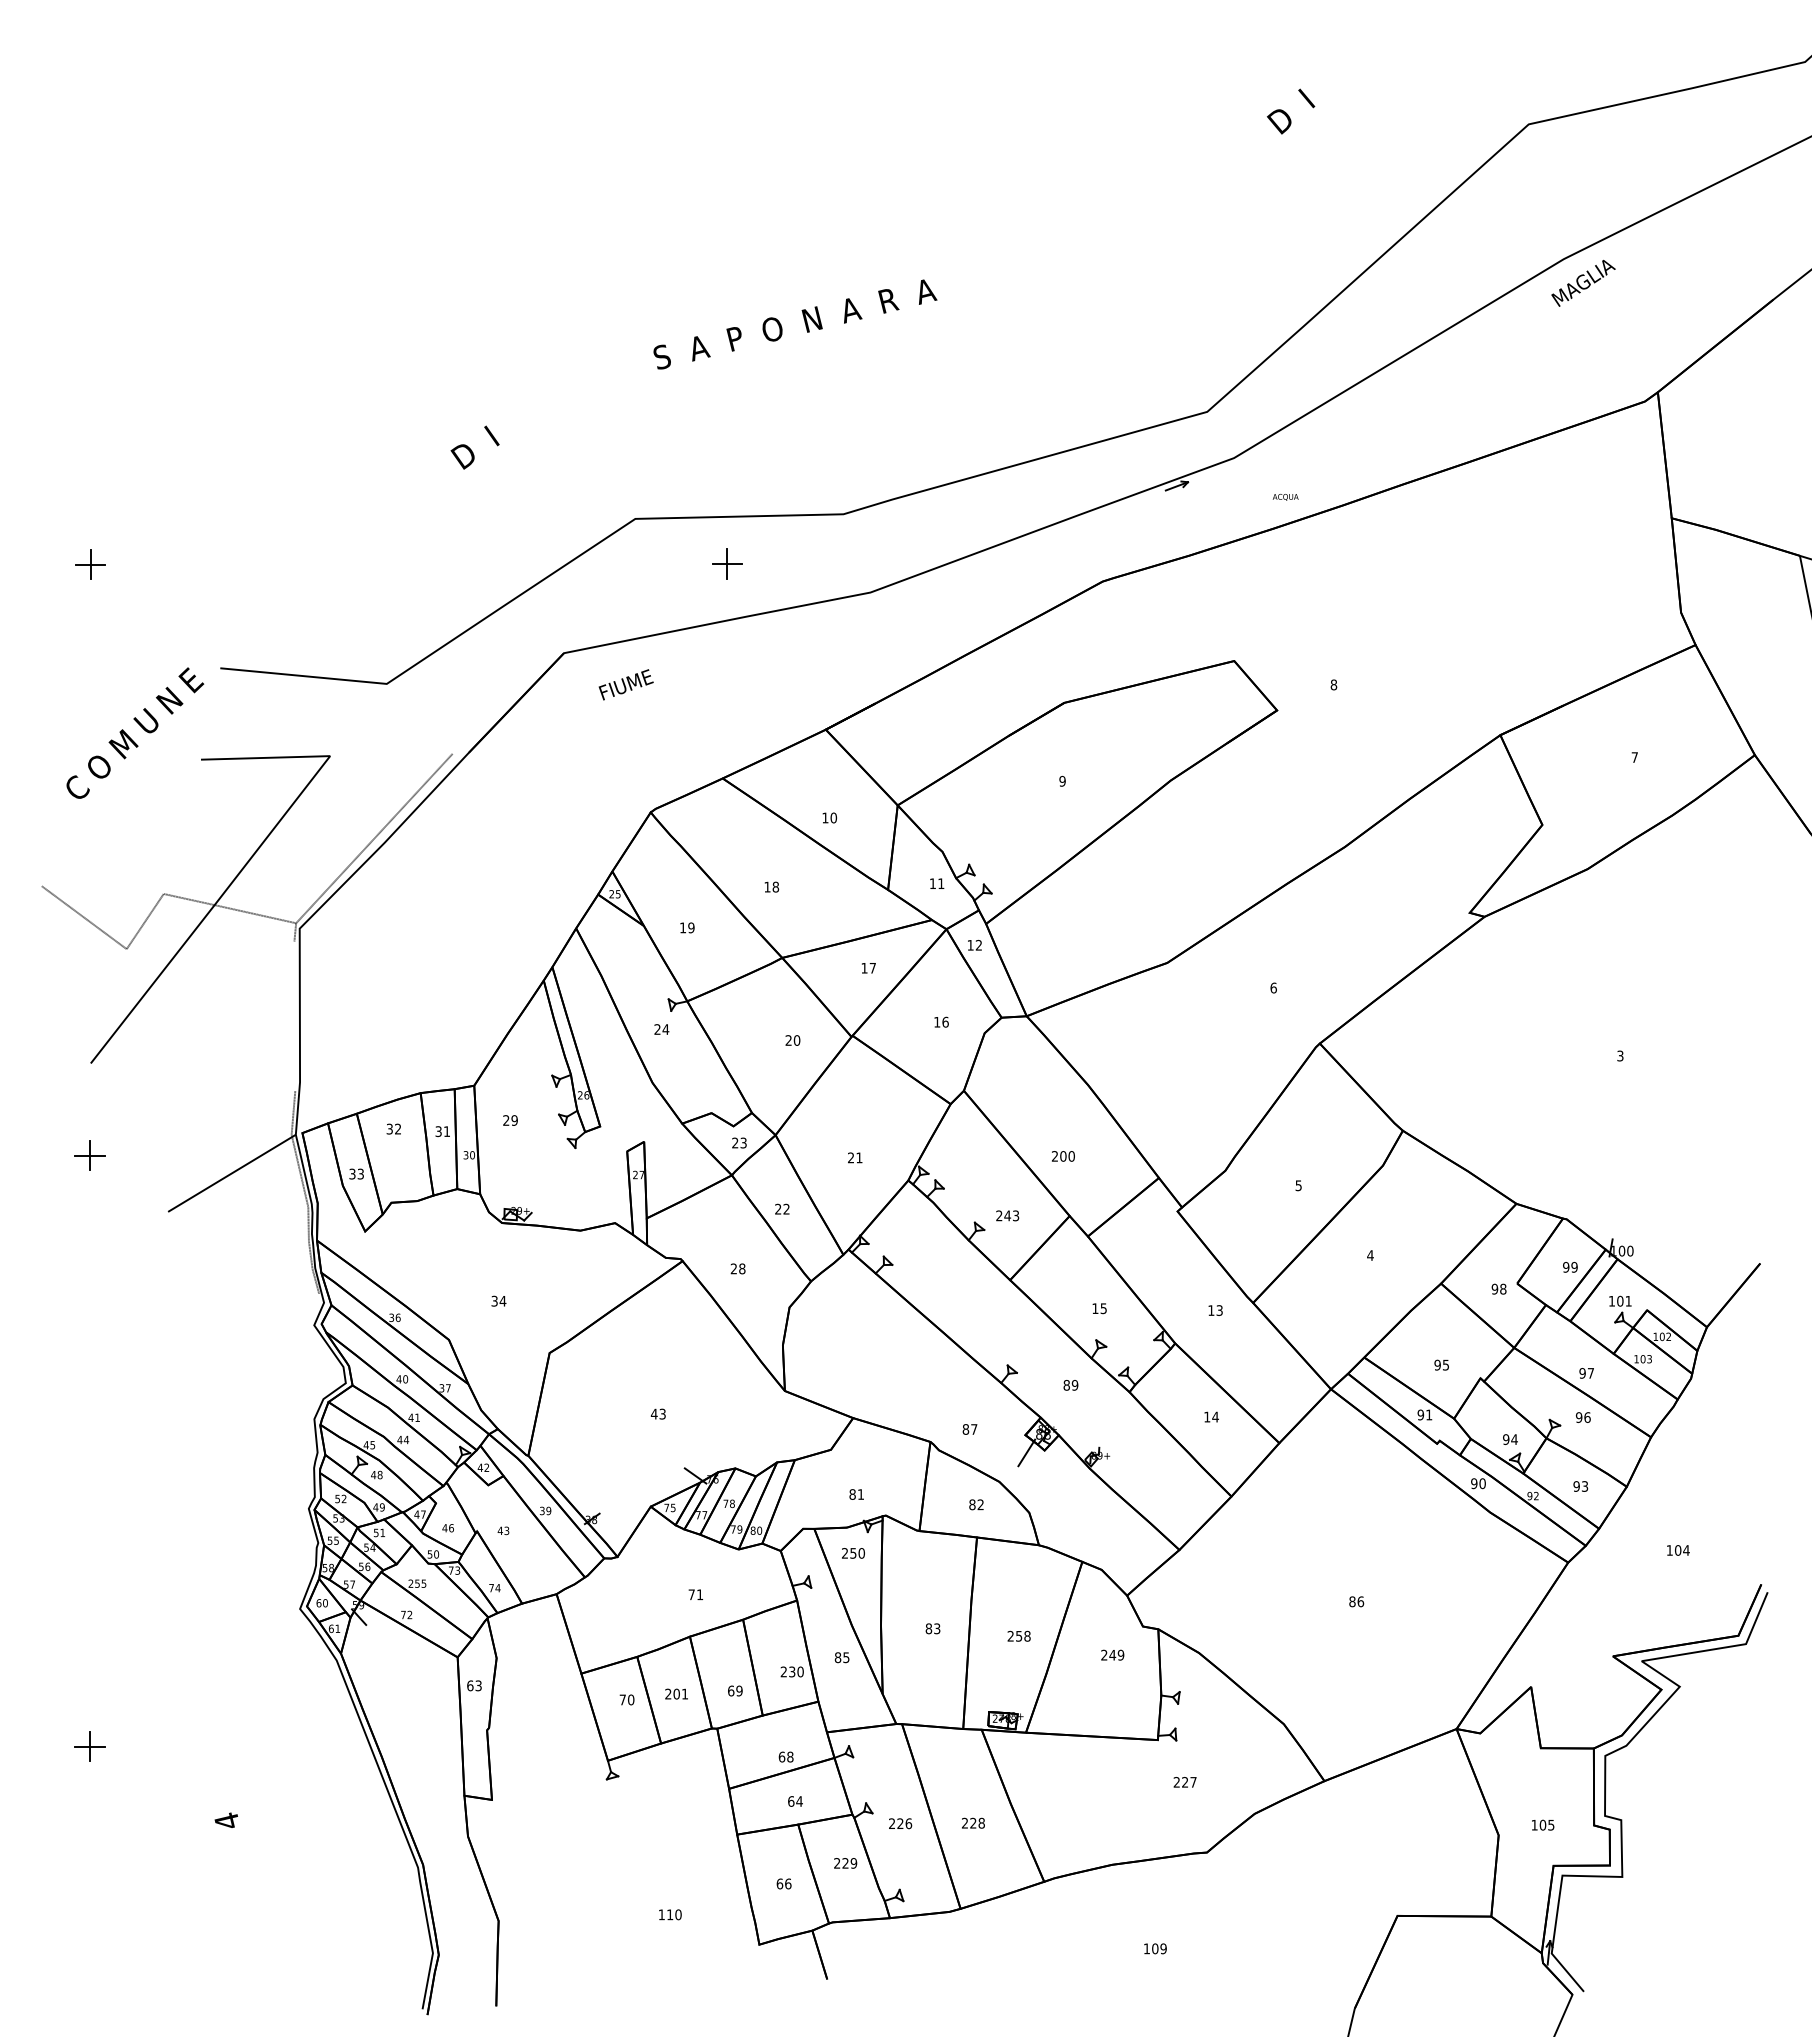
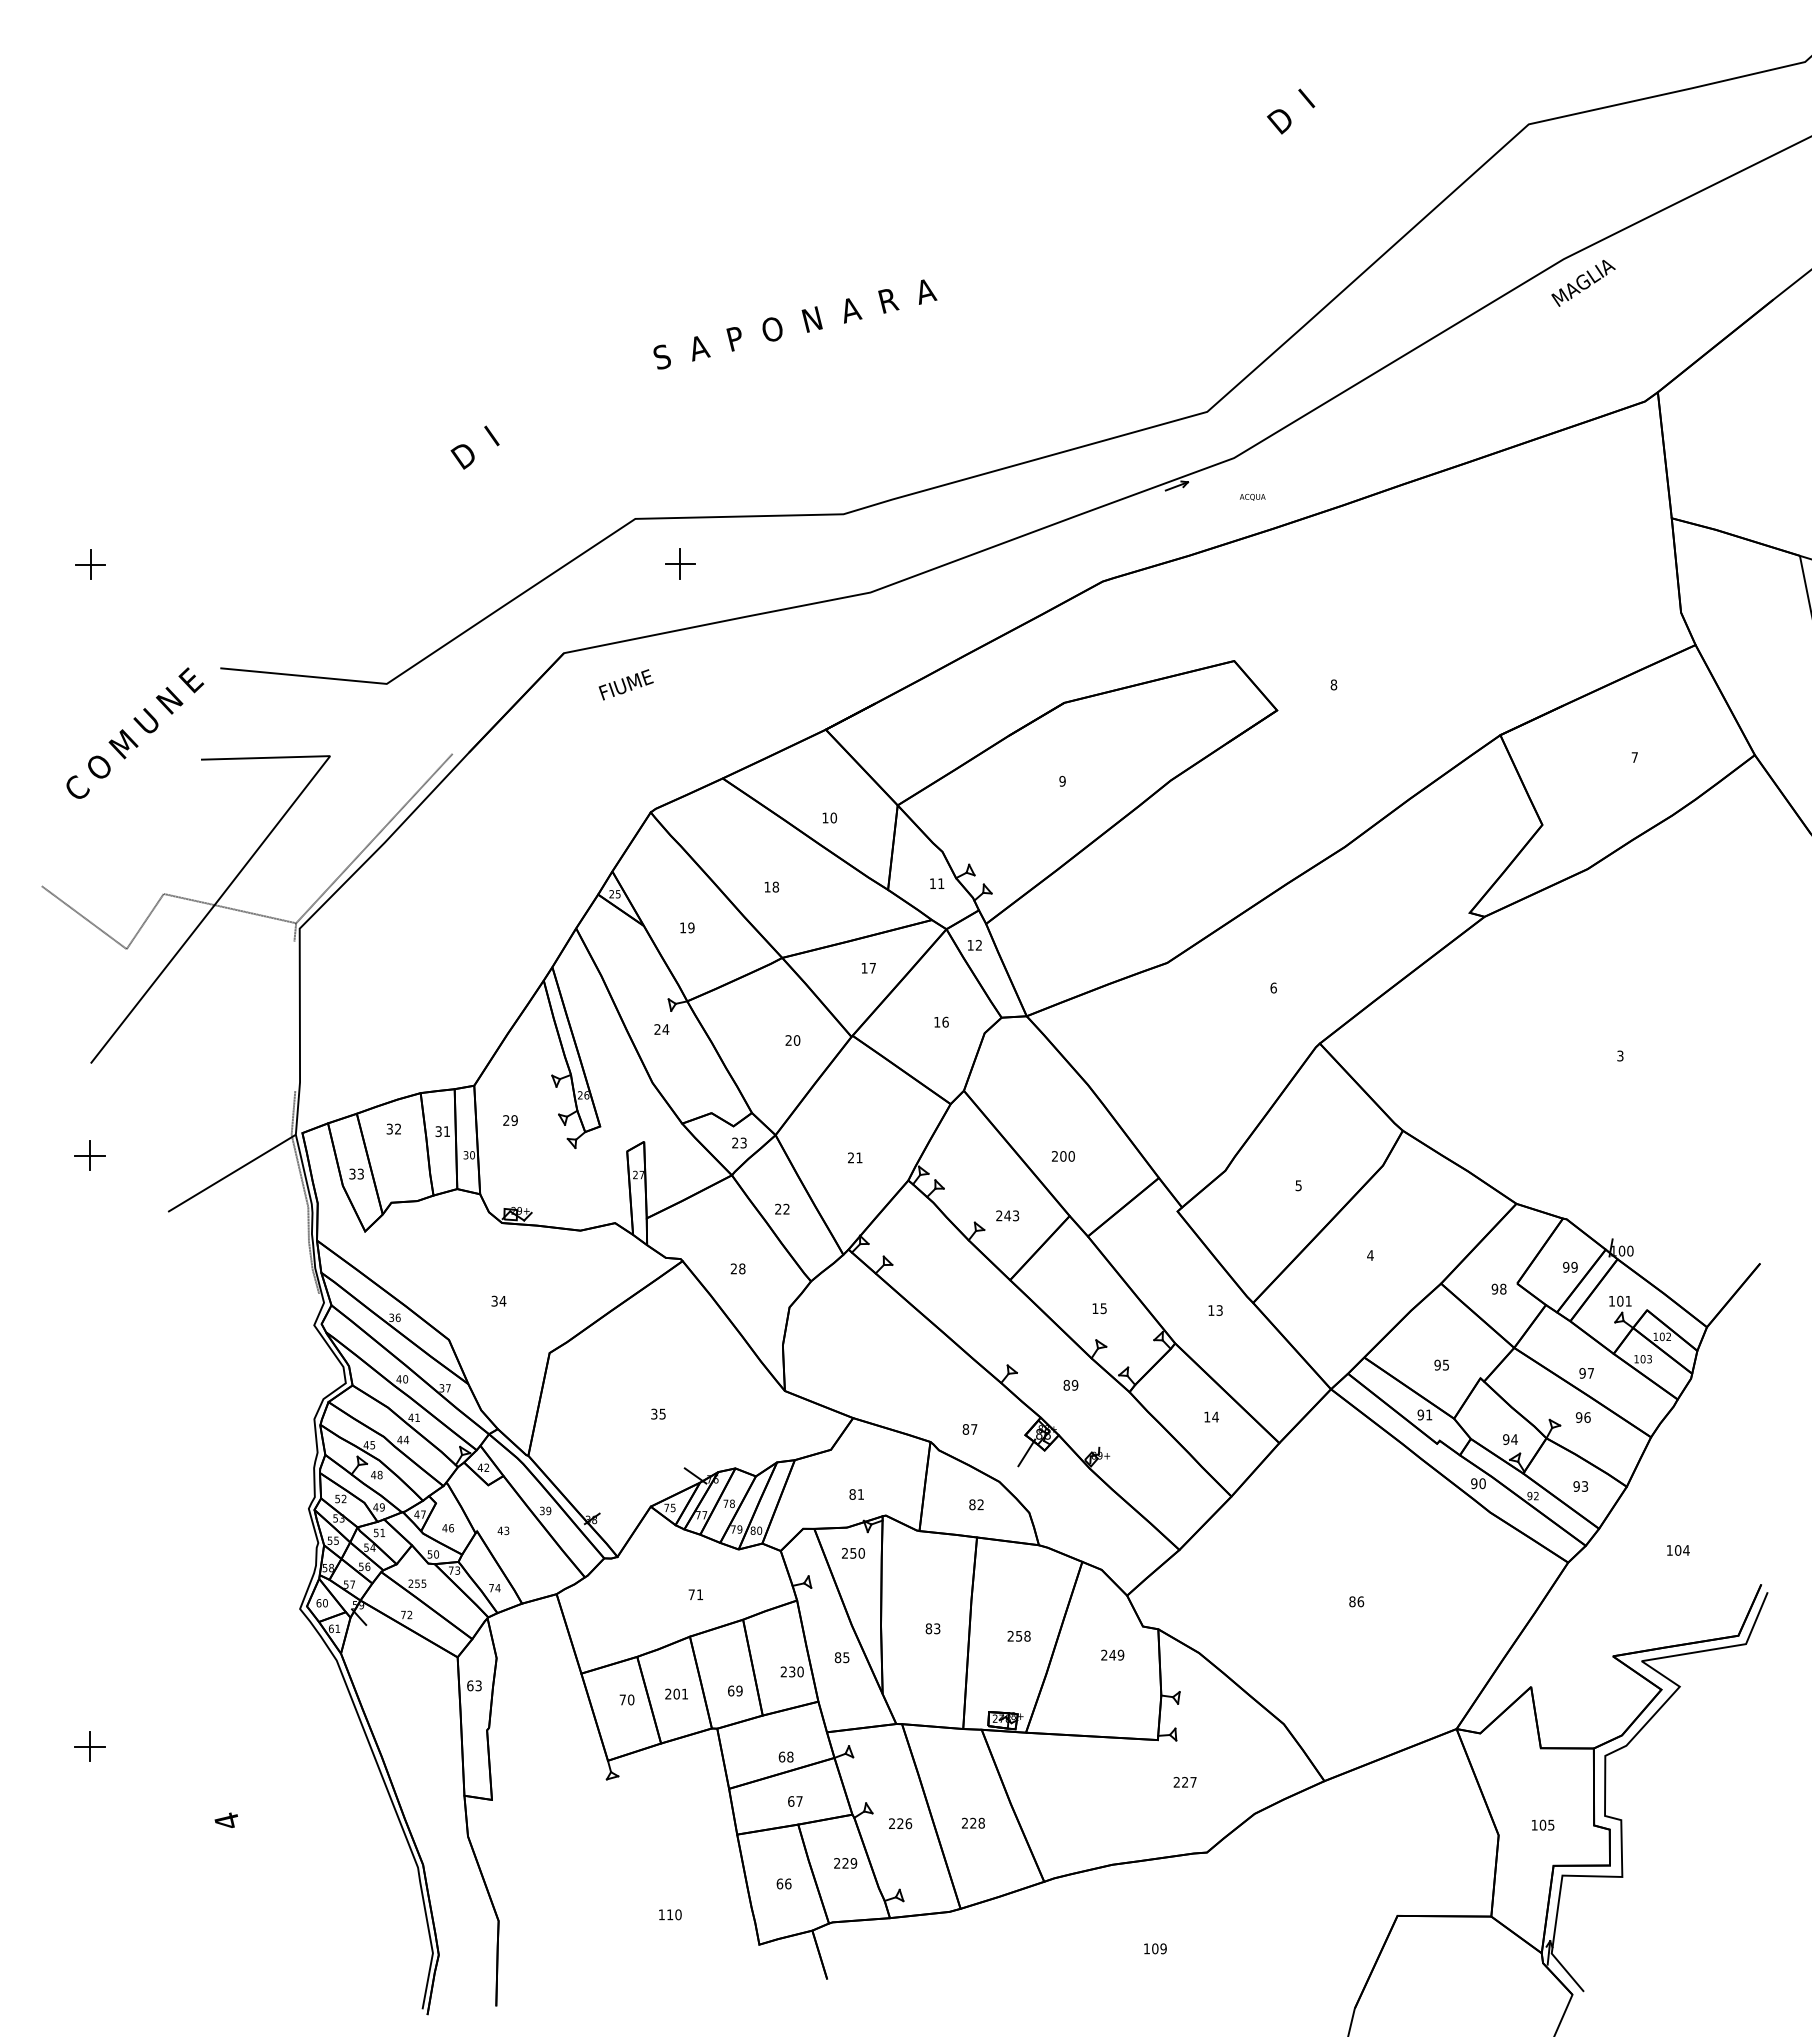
text position: (1285, 497) -> (1252, 497) (1252, 497)
part position: (727, 563) -> (680, 563) (680, 563)
text: 43 -> 35 (657, 1413)
text: 64 -> 67 (799, 1801)
